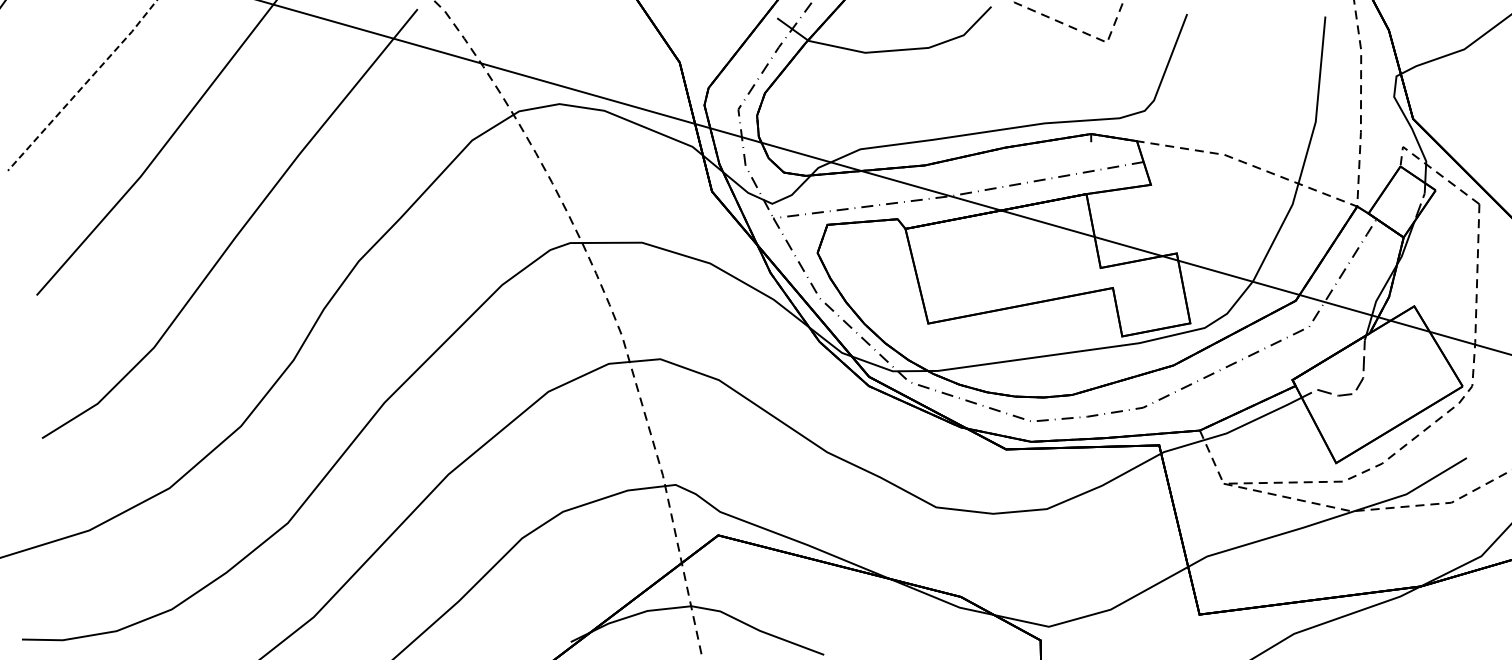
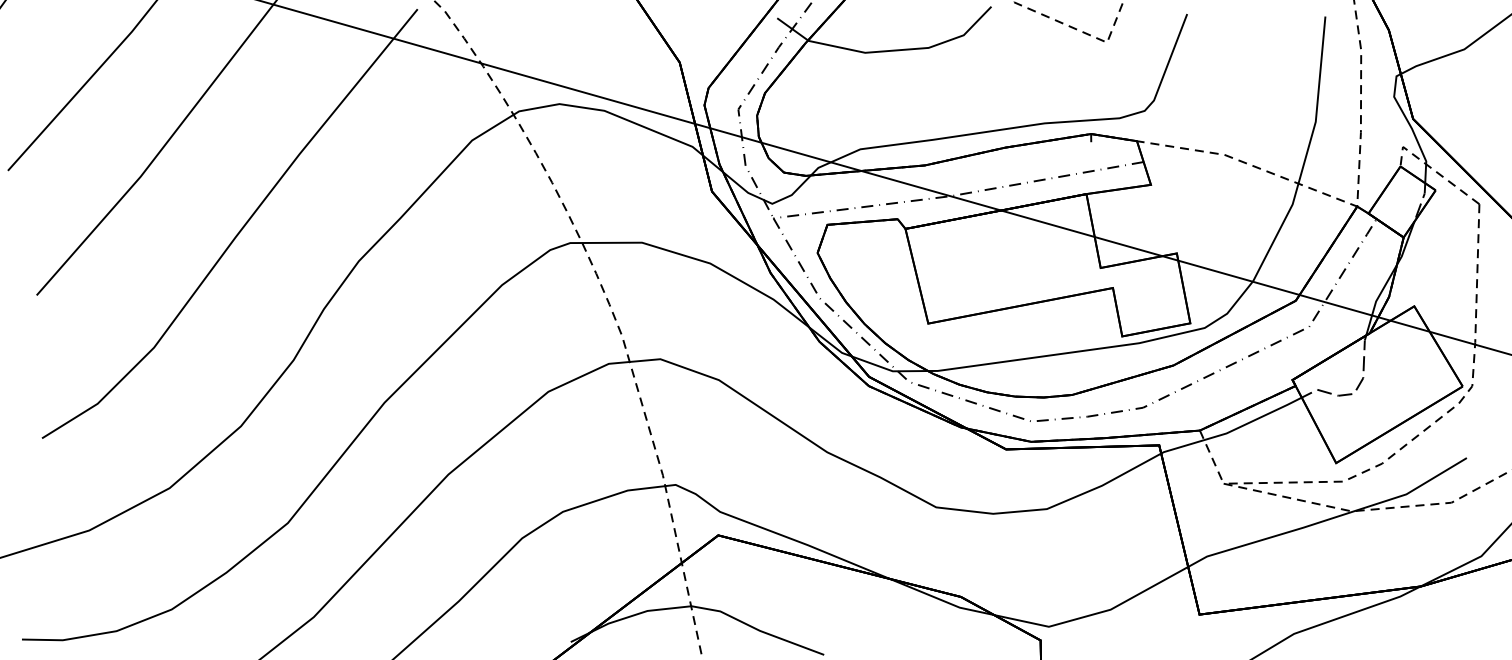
line: dashed -> solid (83, 86)
